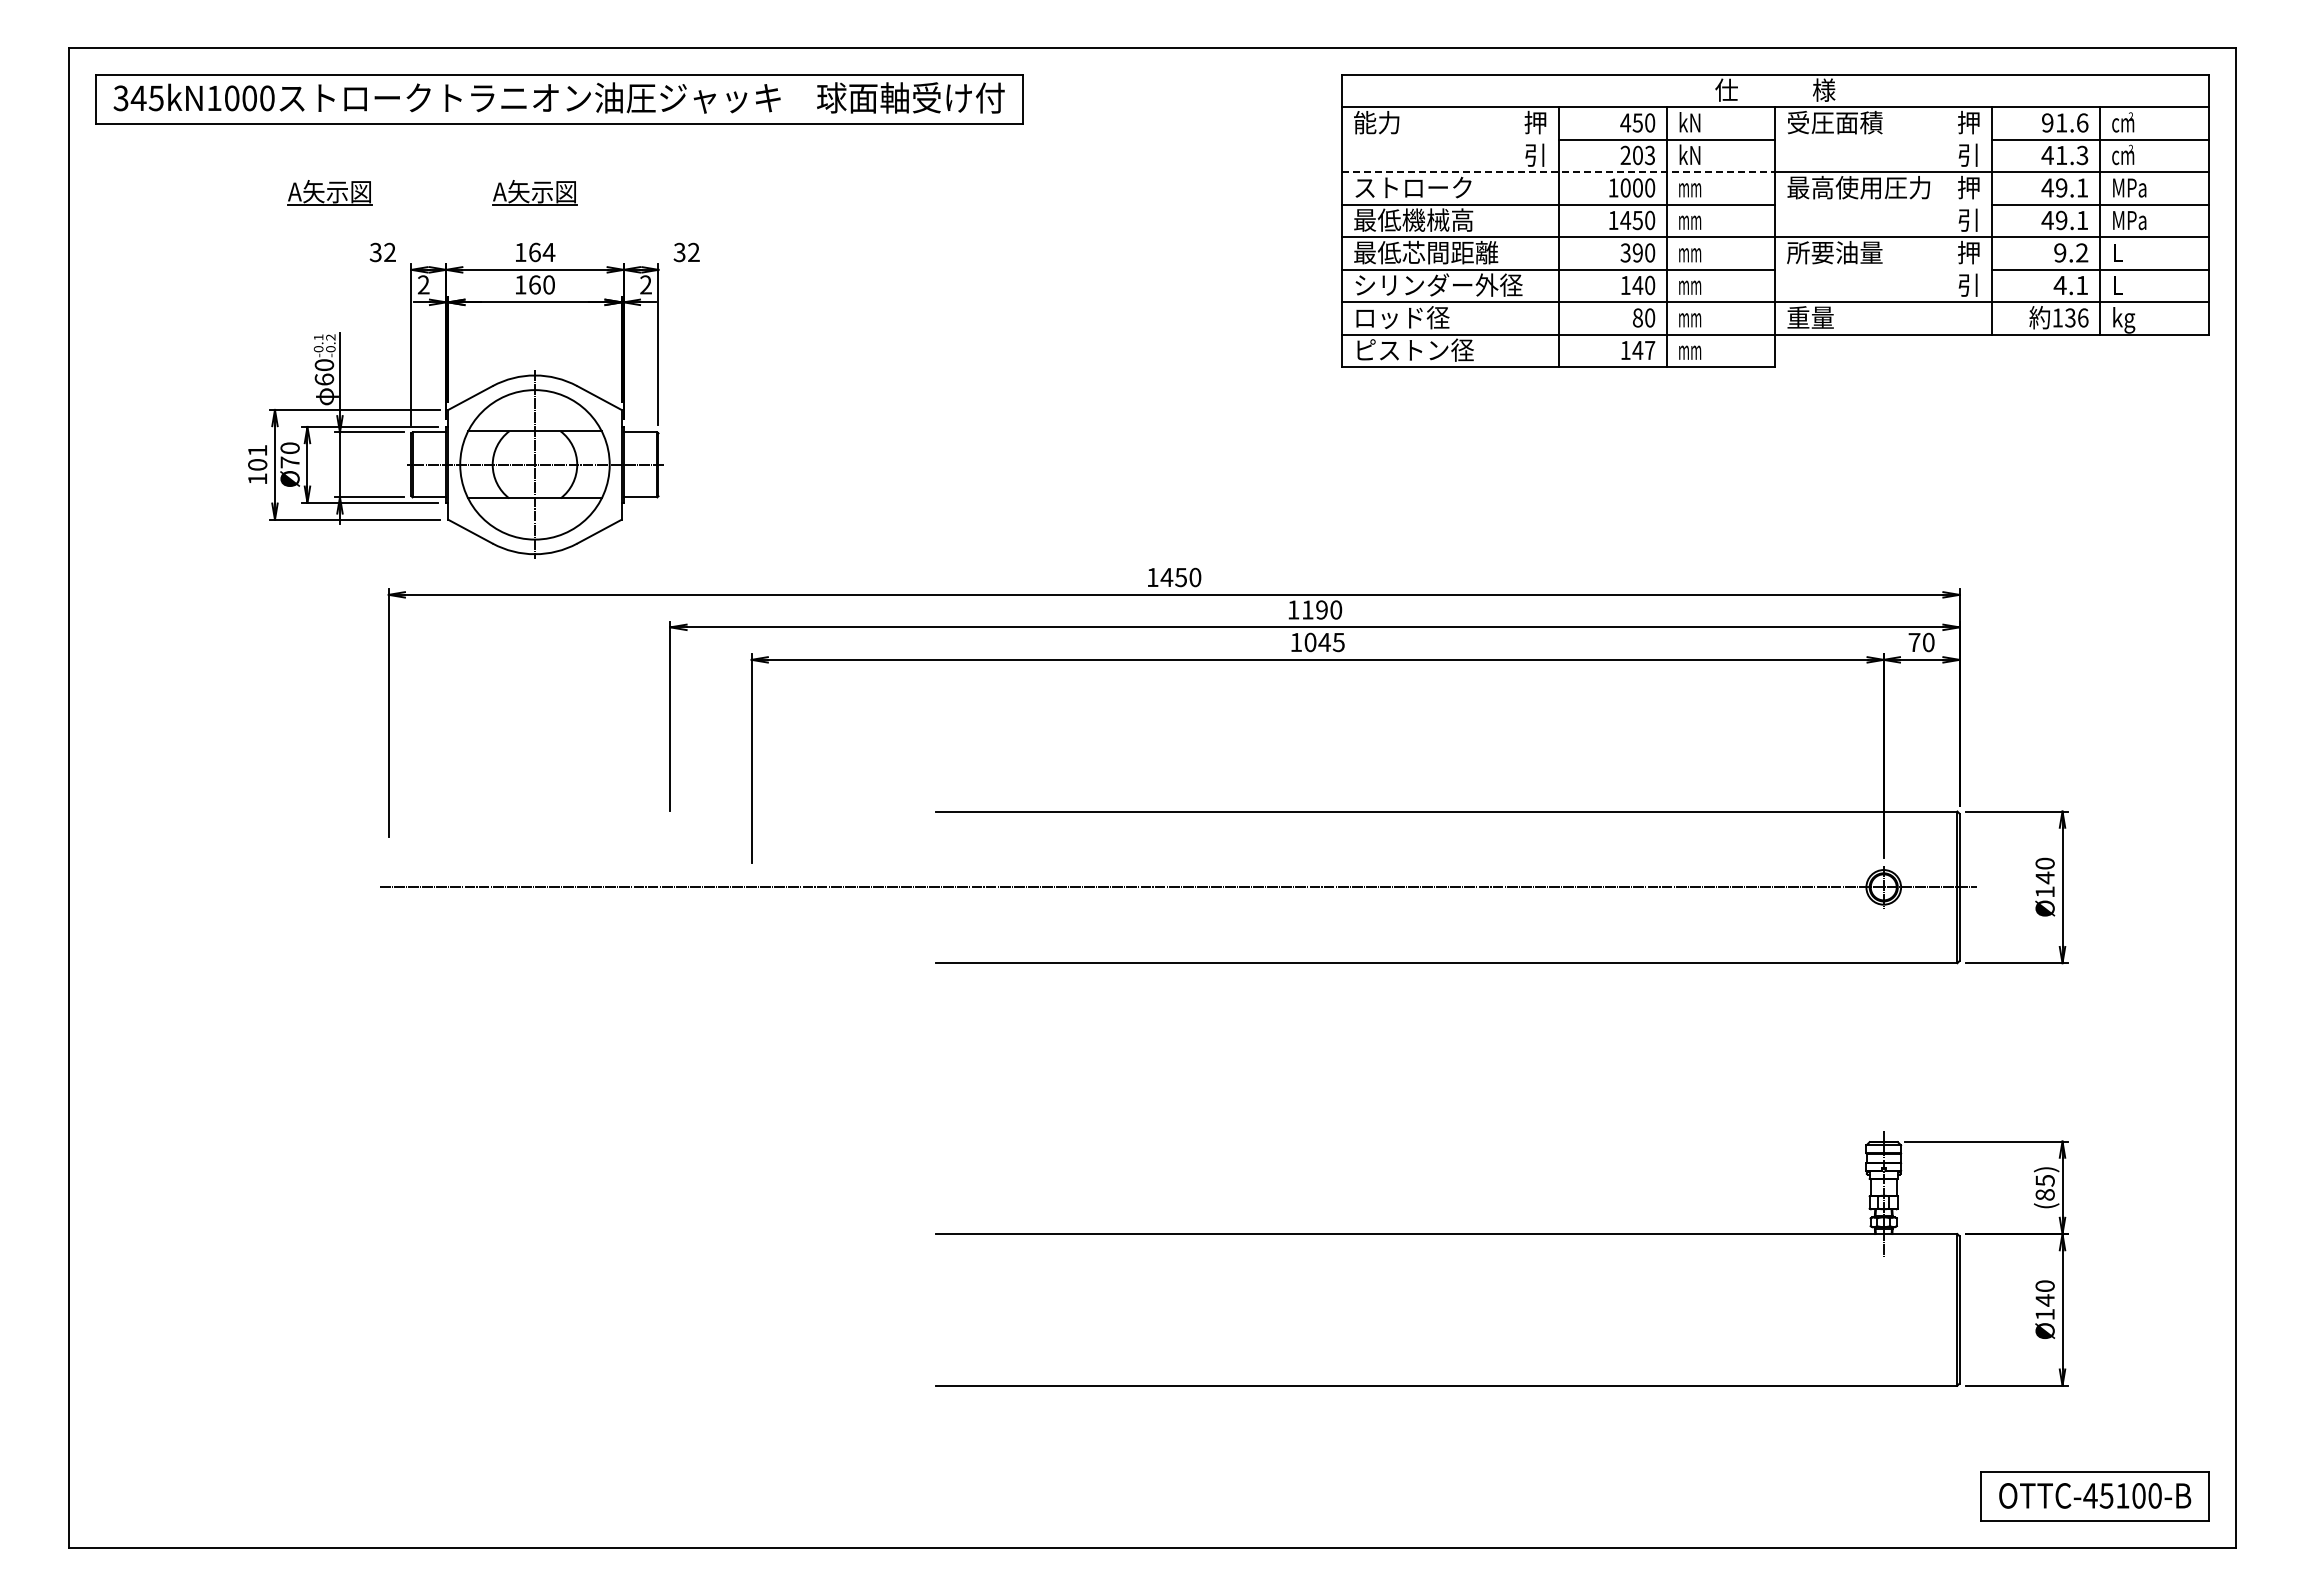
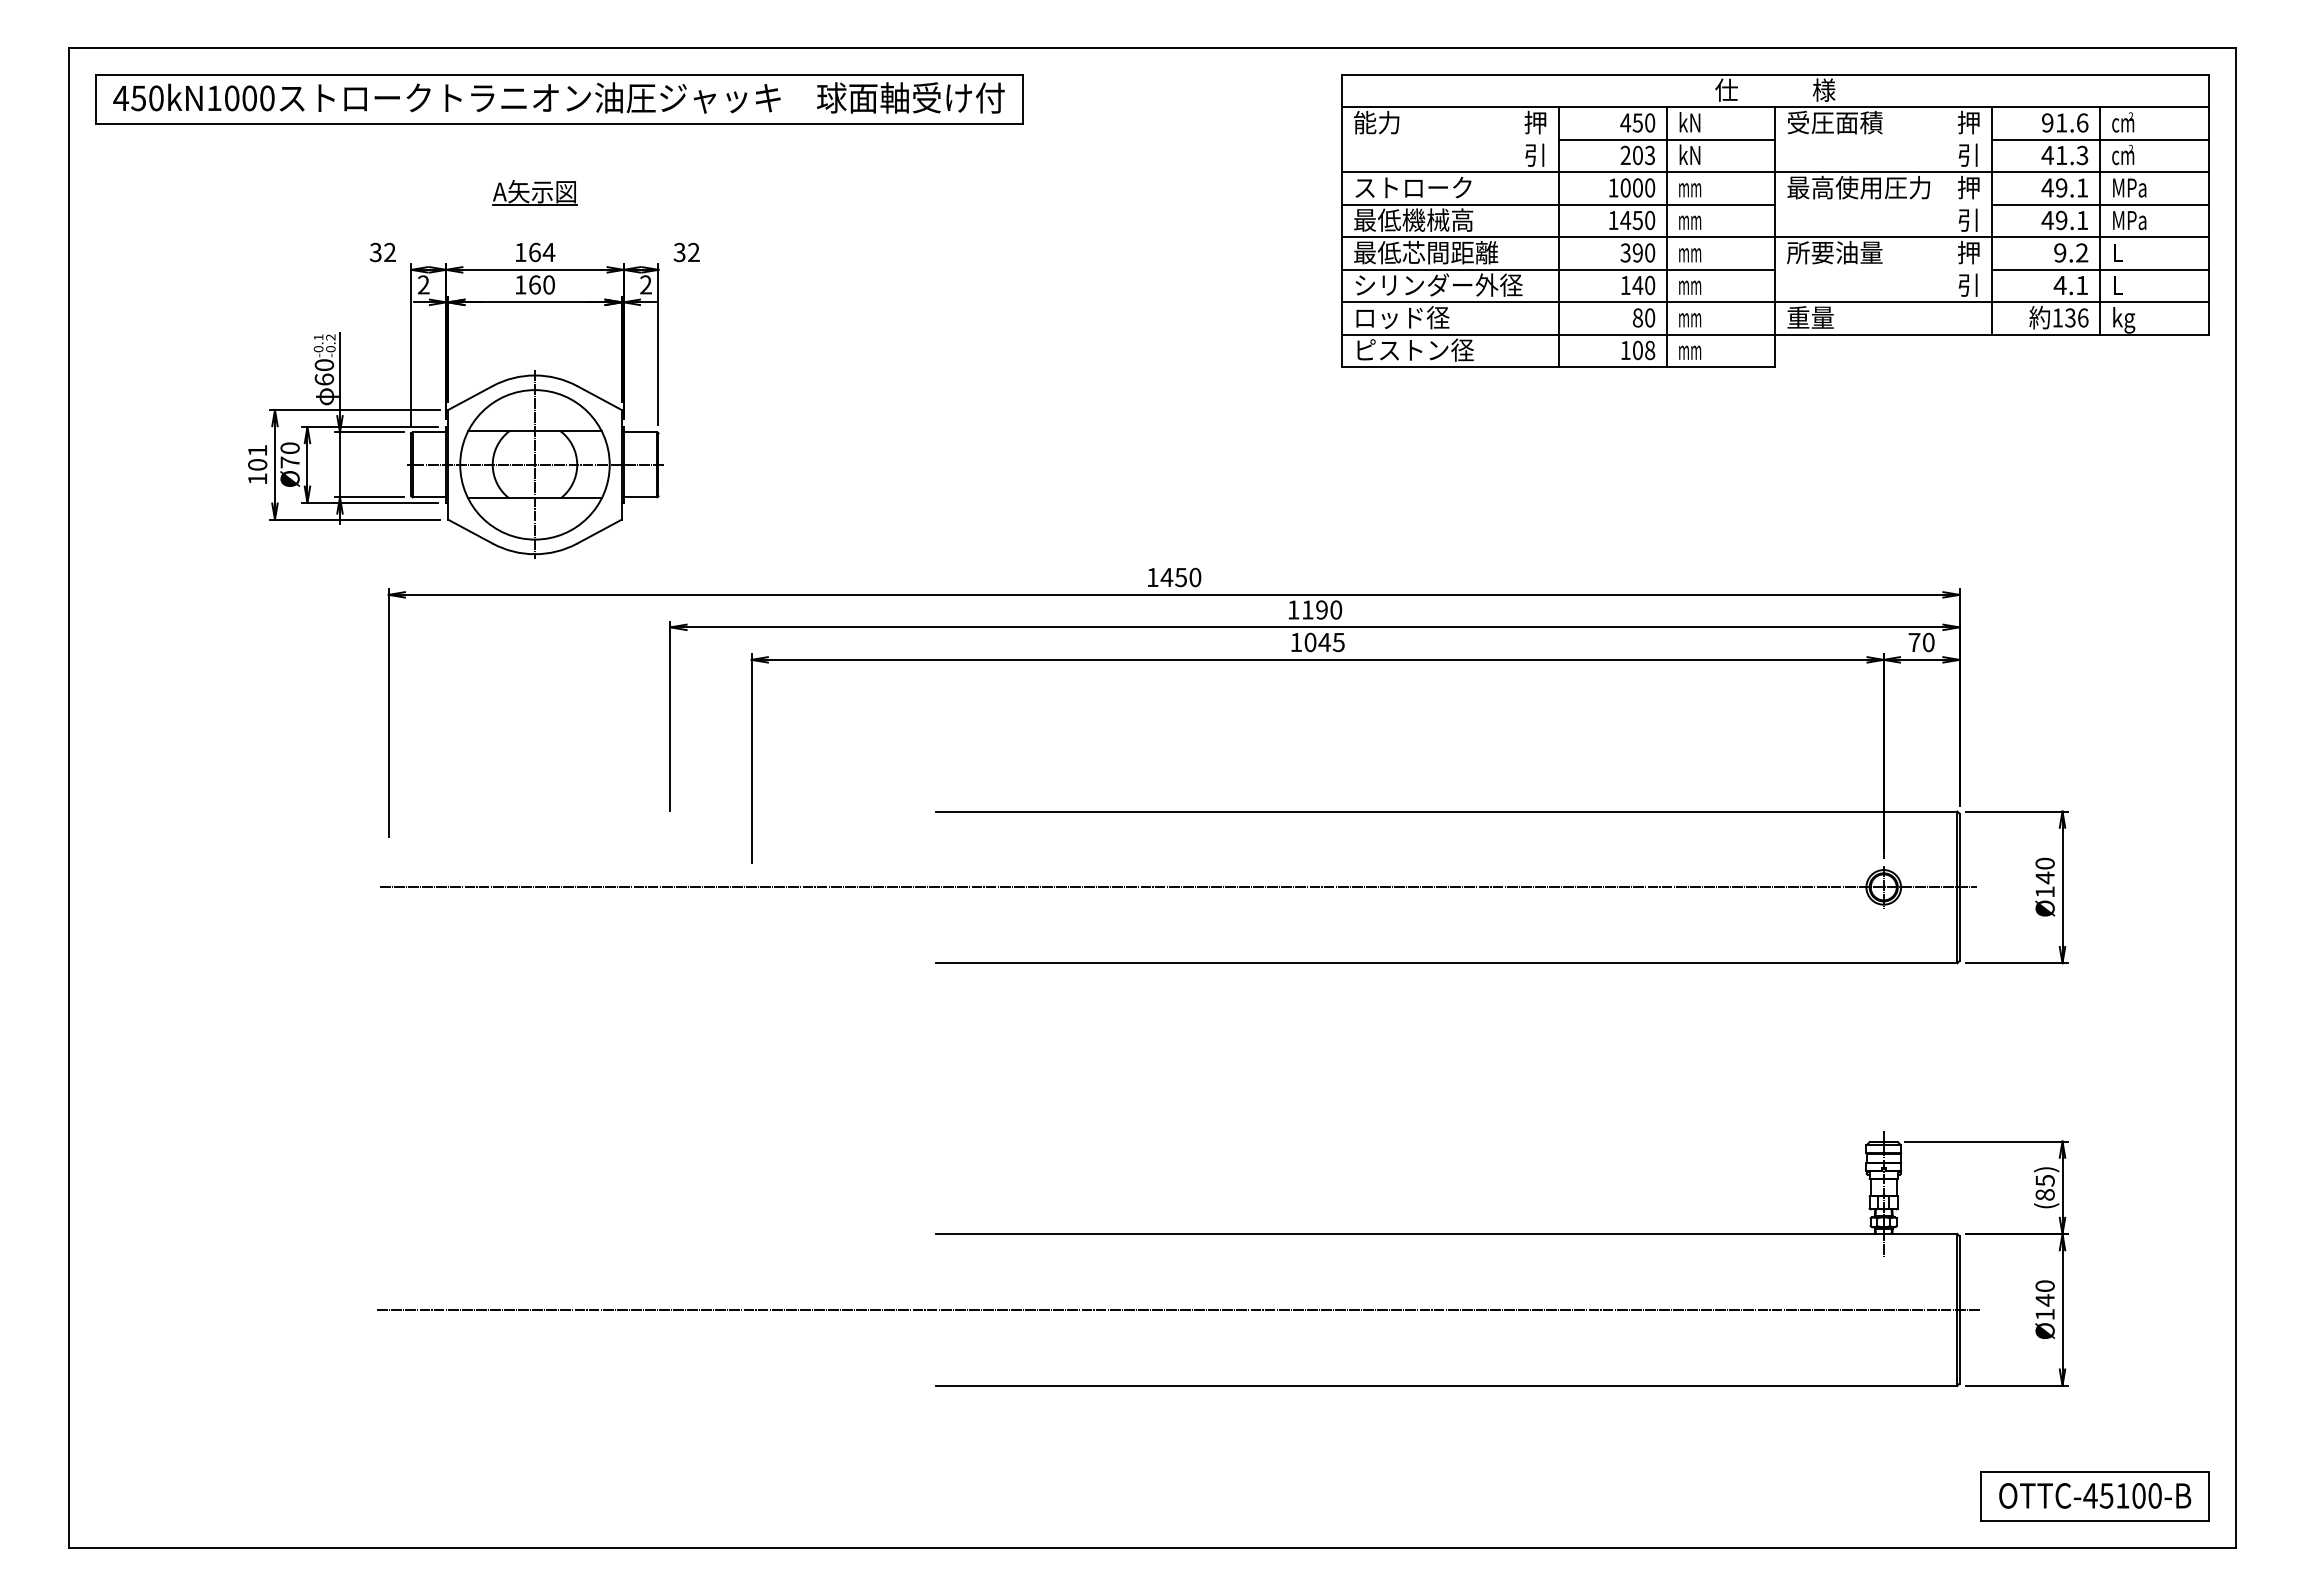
text: 345kN1000 -> 450kN1000 (138, 98)
line: dashed -> solid (1558, 172)
part: present -> none (329, 192)
text: 147 -> 108 (1643, 350)
line: none -> present (1178, 1309)
